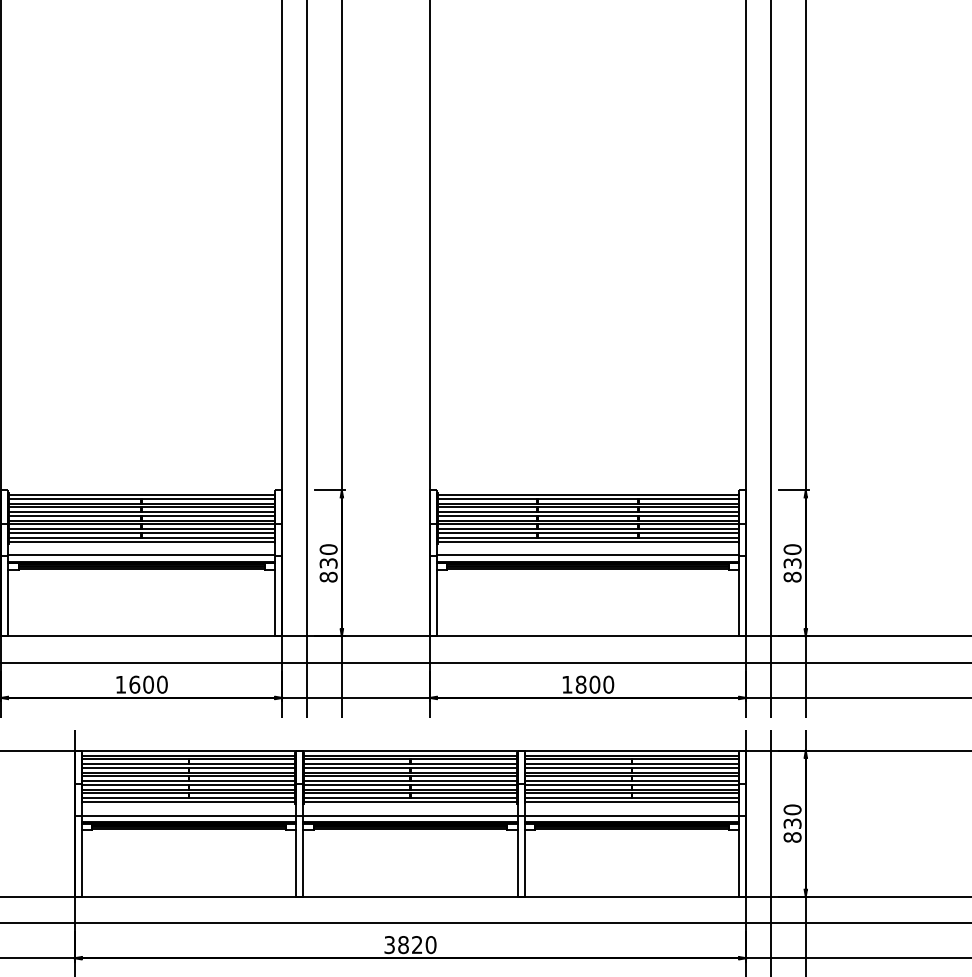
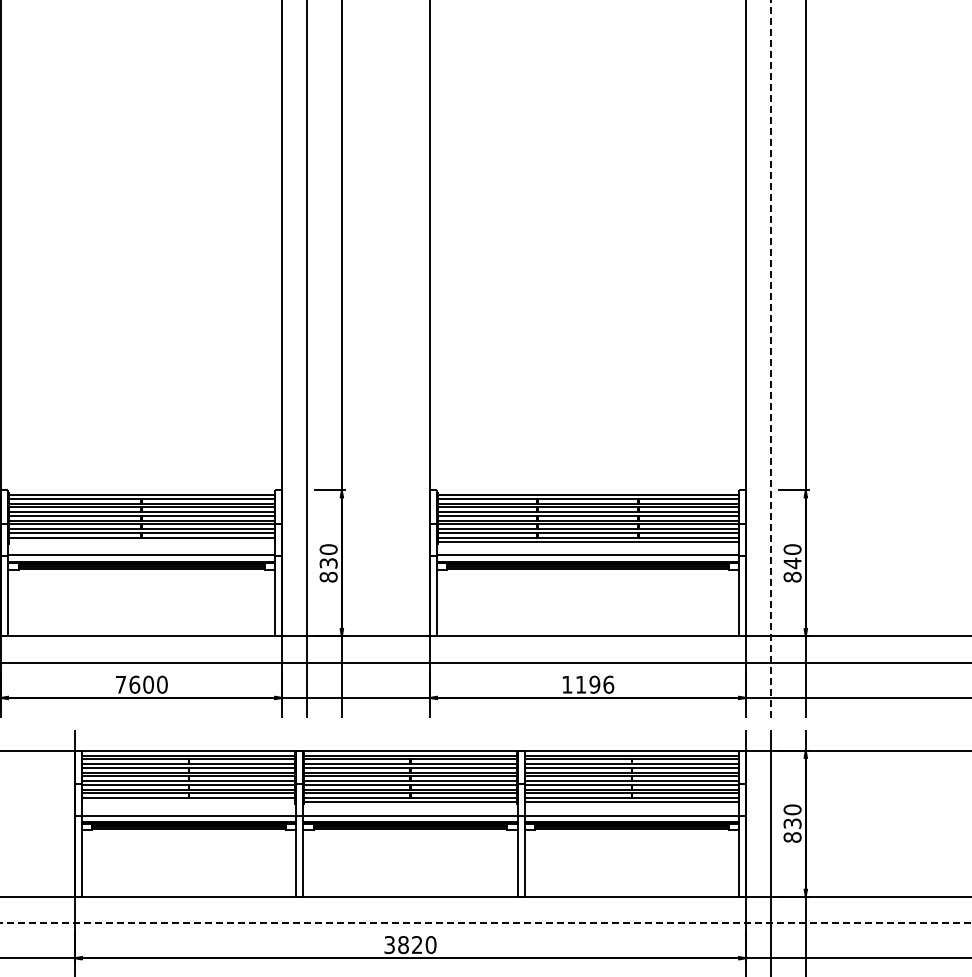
line: solid -> dashed (770, 358)
line: present -> none (141, 541)
text: 830 -> 840 (792, 563)
text: 1600 -> 7600 (120, 684)
text: 1800 -> 1196 (594, 684)
line: present -> none (188, 801)
line: solid -> dashed (486, 923)
